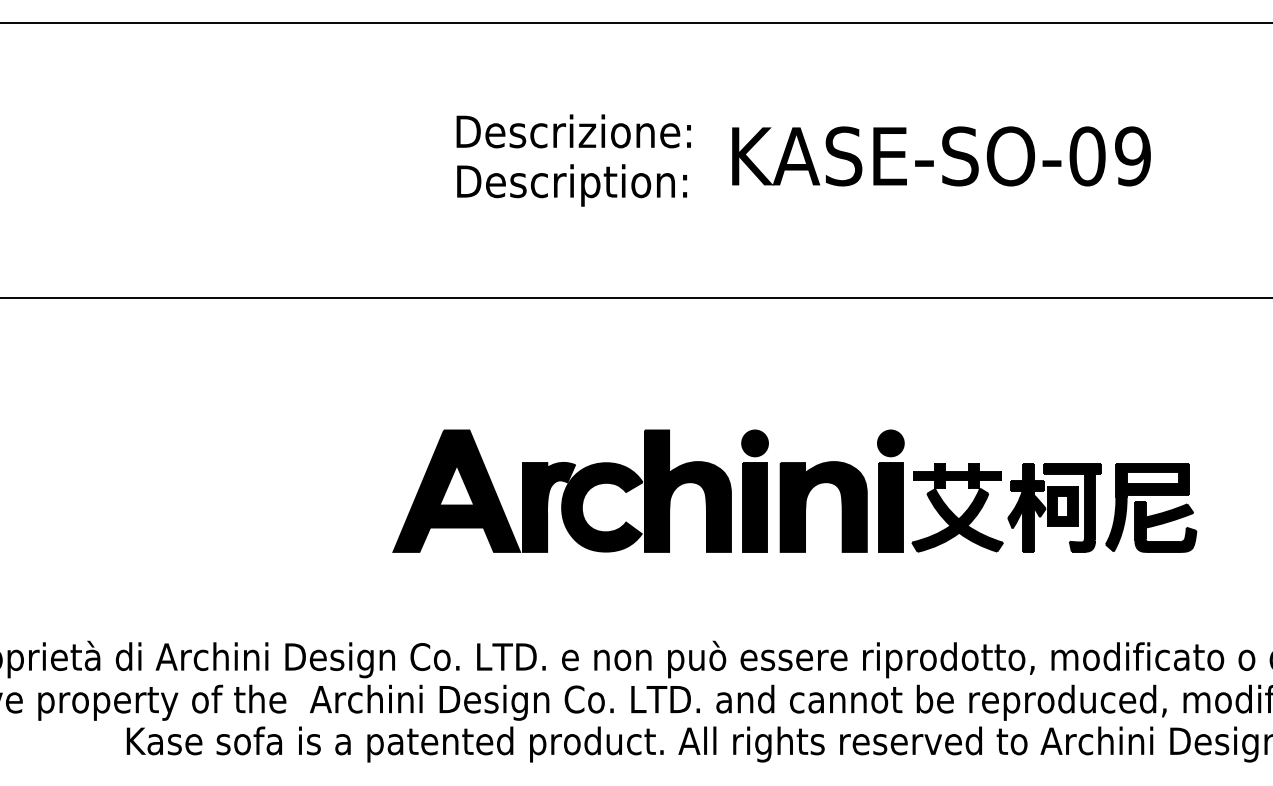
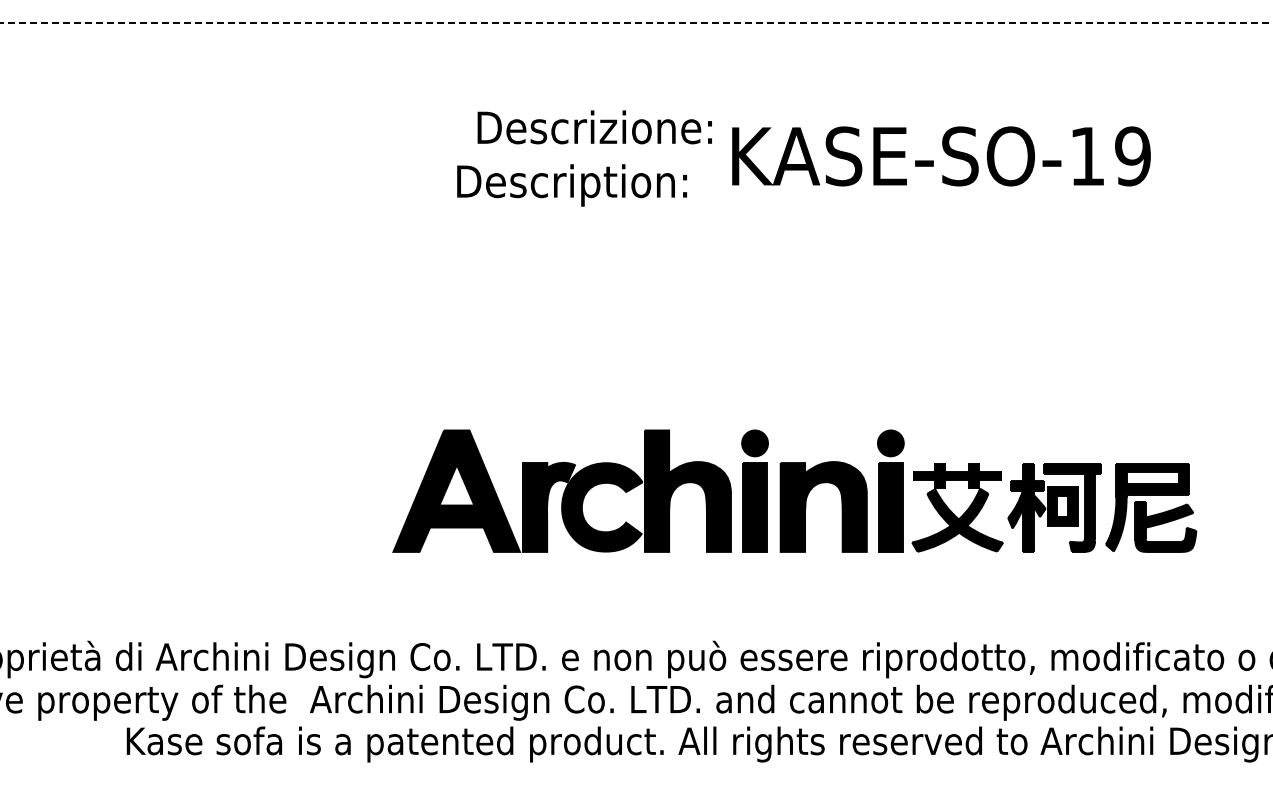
line: solid -> dashed (636, 23)
text position: (573, 131) -> (594, 127) (594, 127)
text: KASE-SO-09 -> KASE-SO-19 (1087, 156)
line: present -> none (635, 297)
